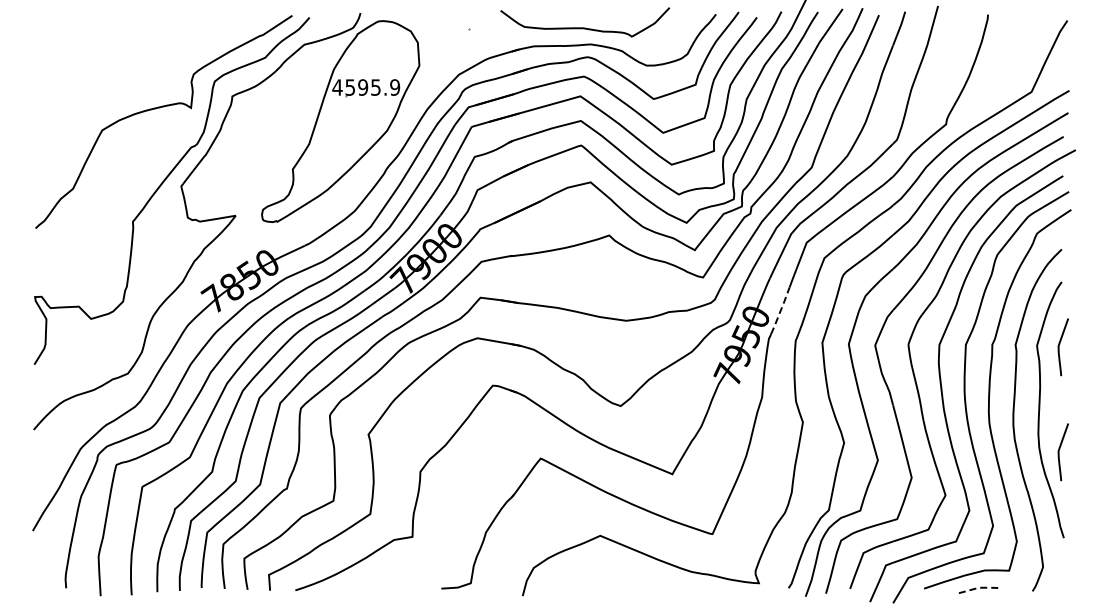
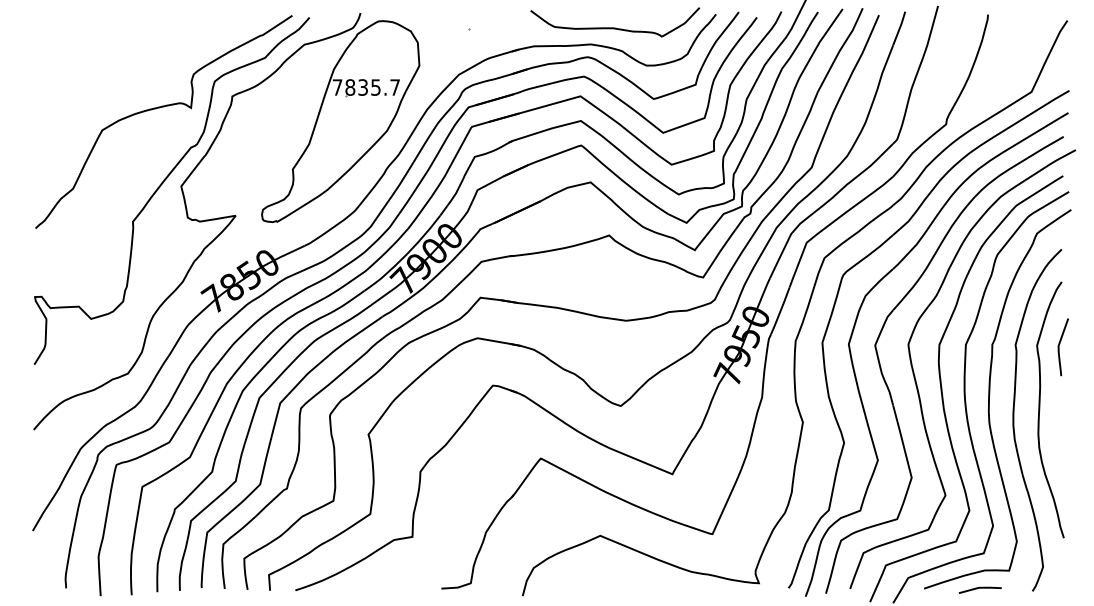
curve position: (585, 27) -> (615, 27) (615, 27)
text: 4595.9 -> 7835.7 (366, 87)
line: dashed -> solid (780, 310)
curve: present -> none (1059, 452)
line: dashed -> solid (980, 587)
